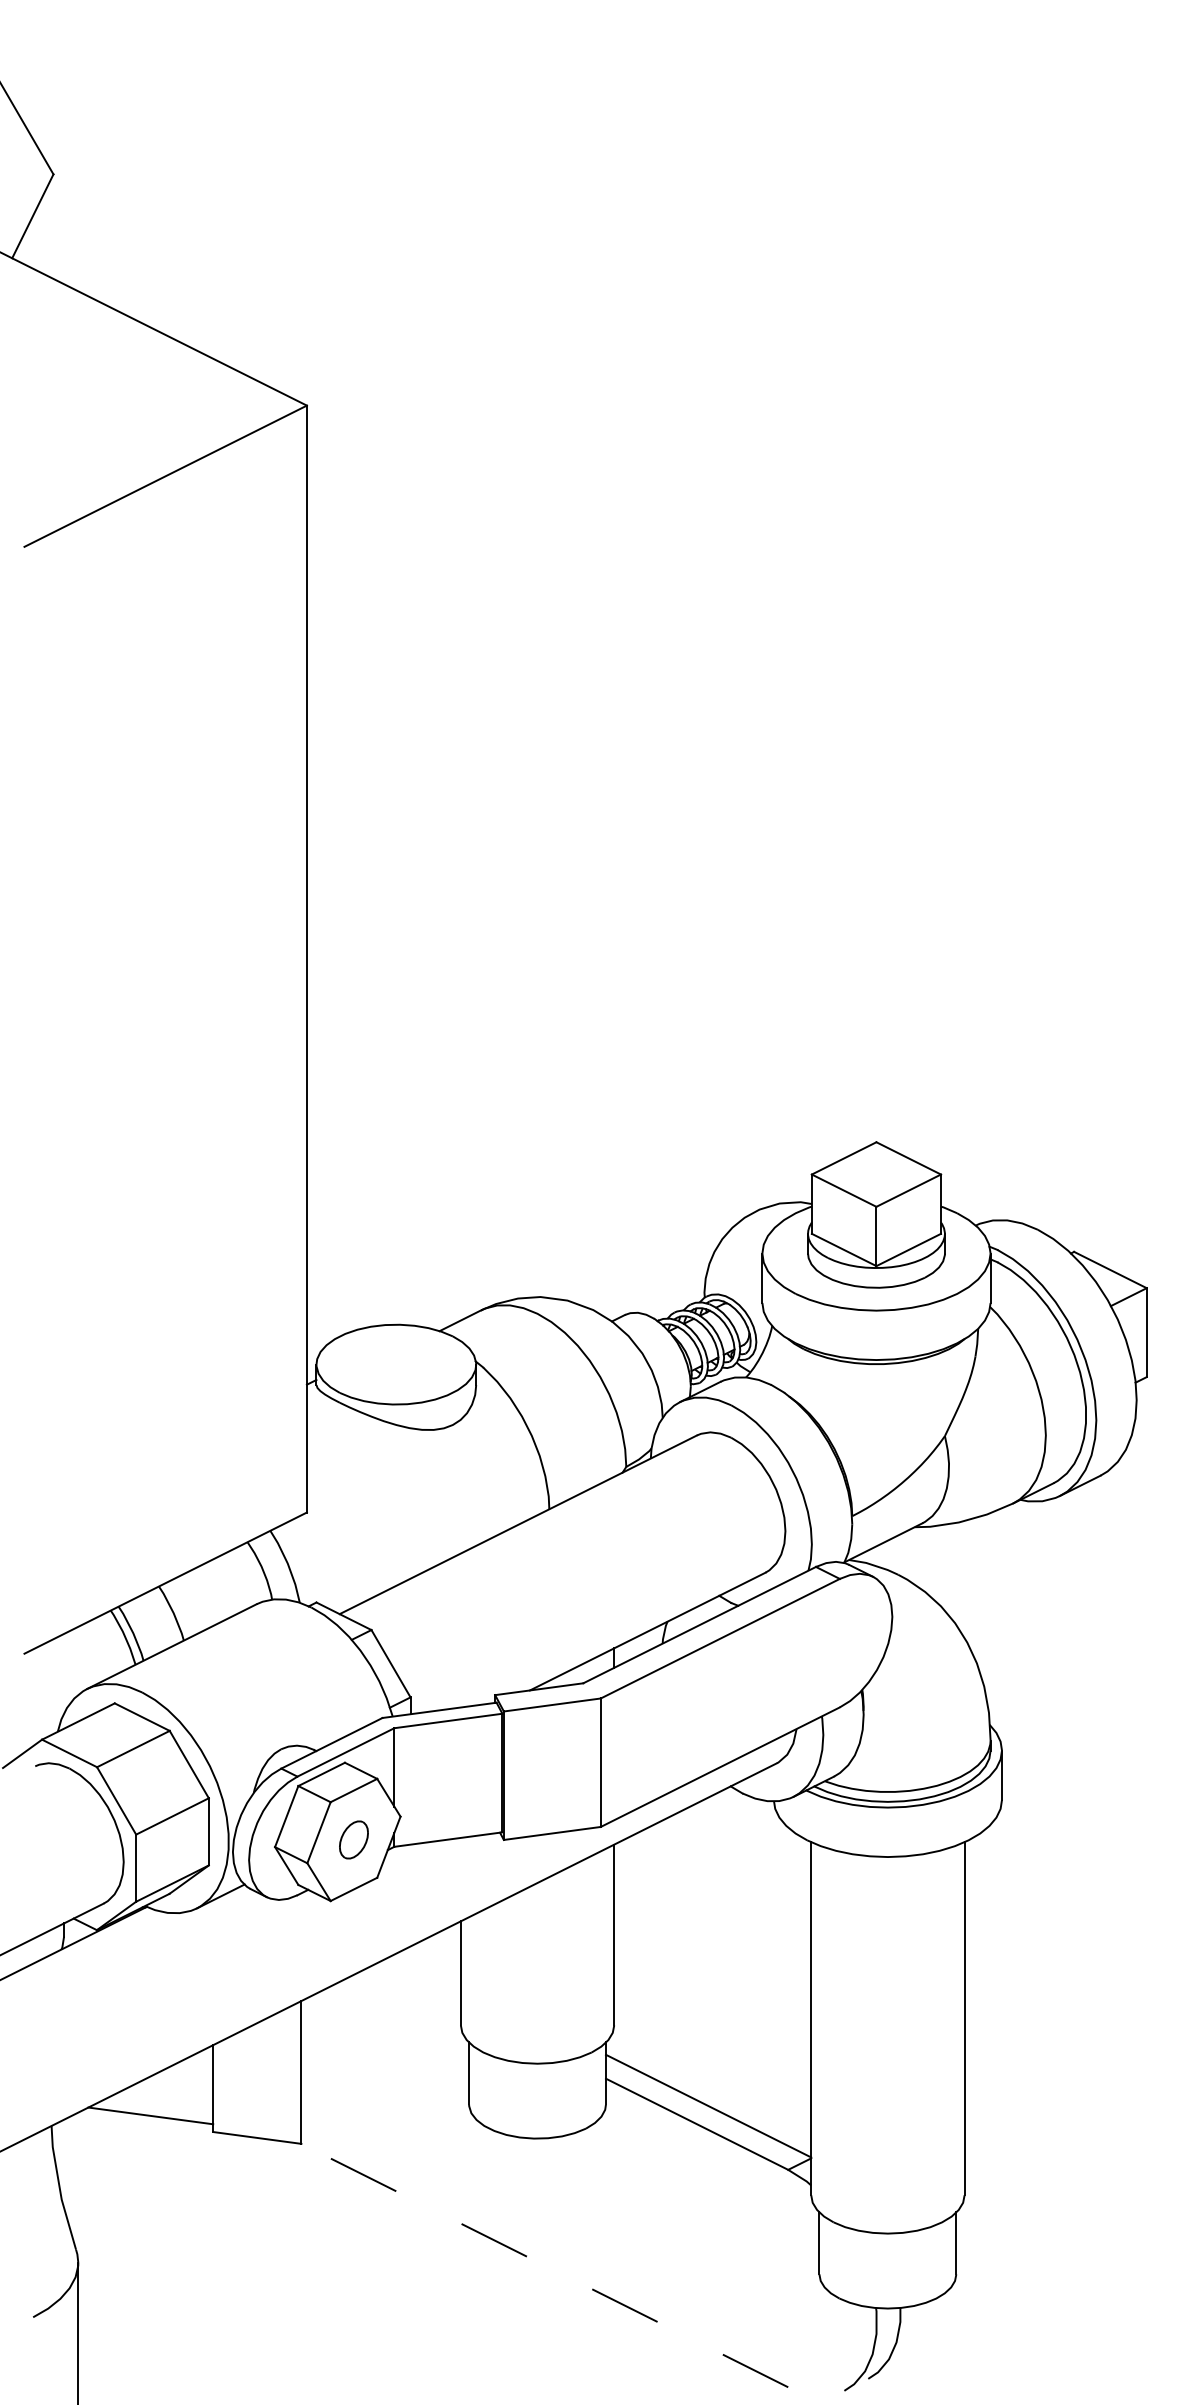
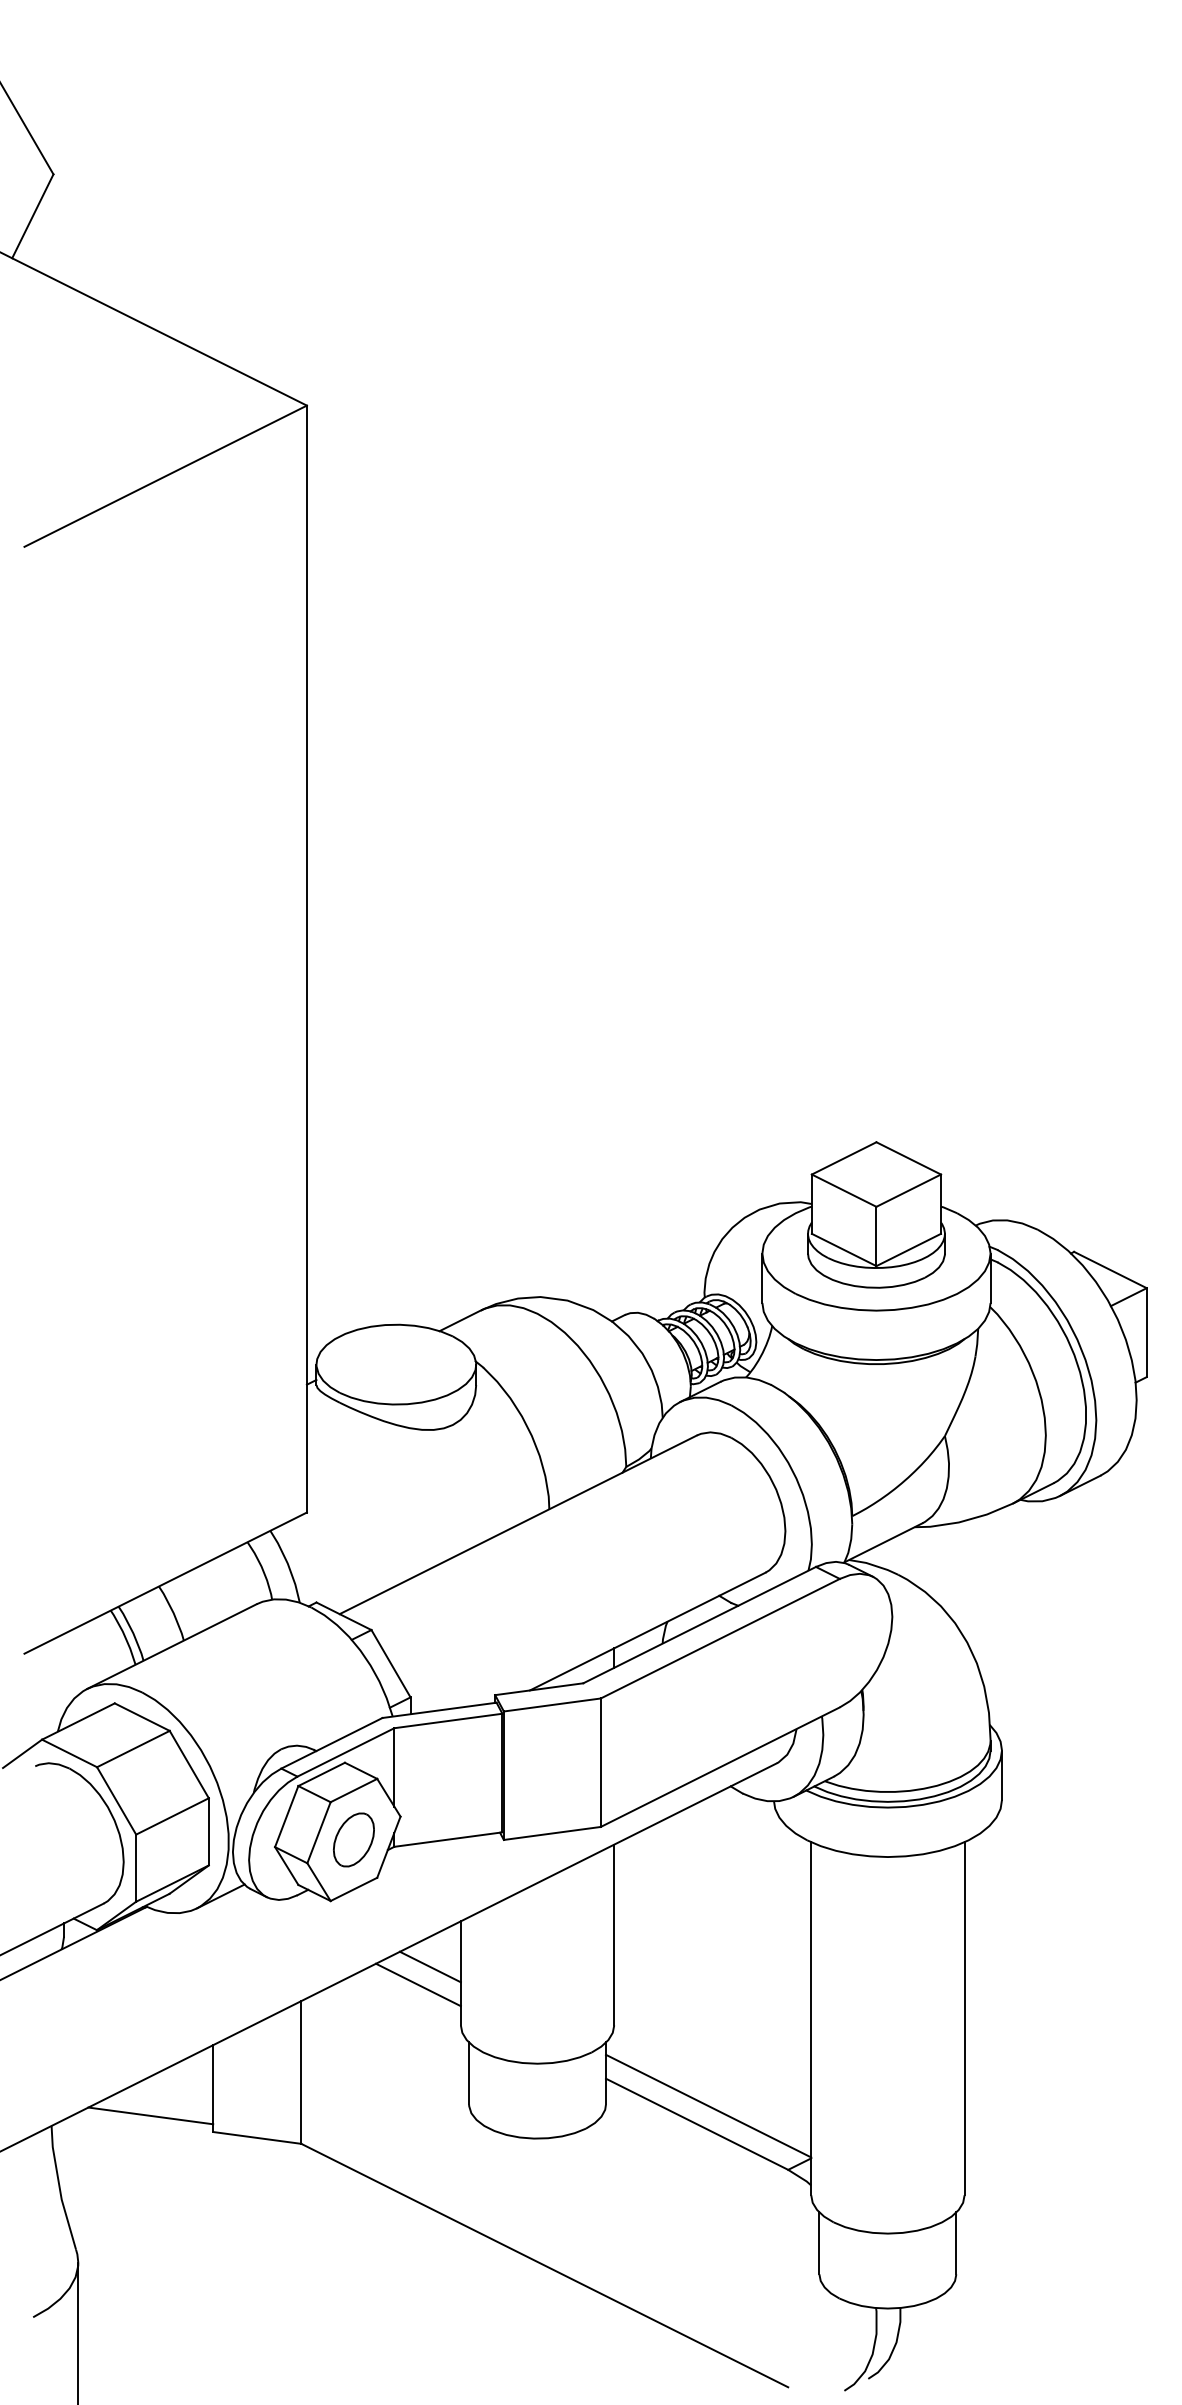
part size: 30x40 px -> 42x56 px (353, 1839)
line: none -> present (429, 1966)
line: none -> present (418, 1984)
line: dashed -> solid (544, 2265)
